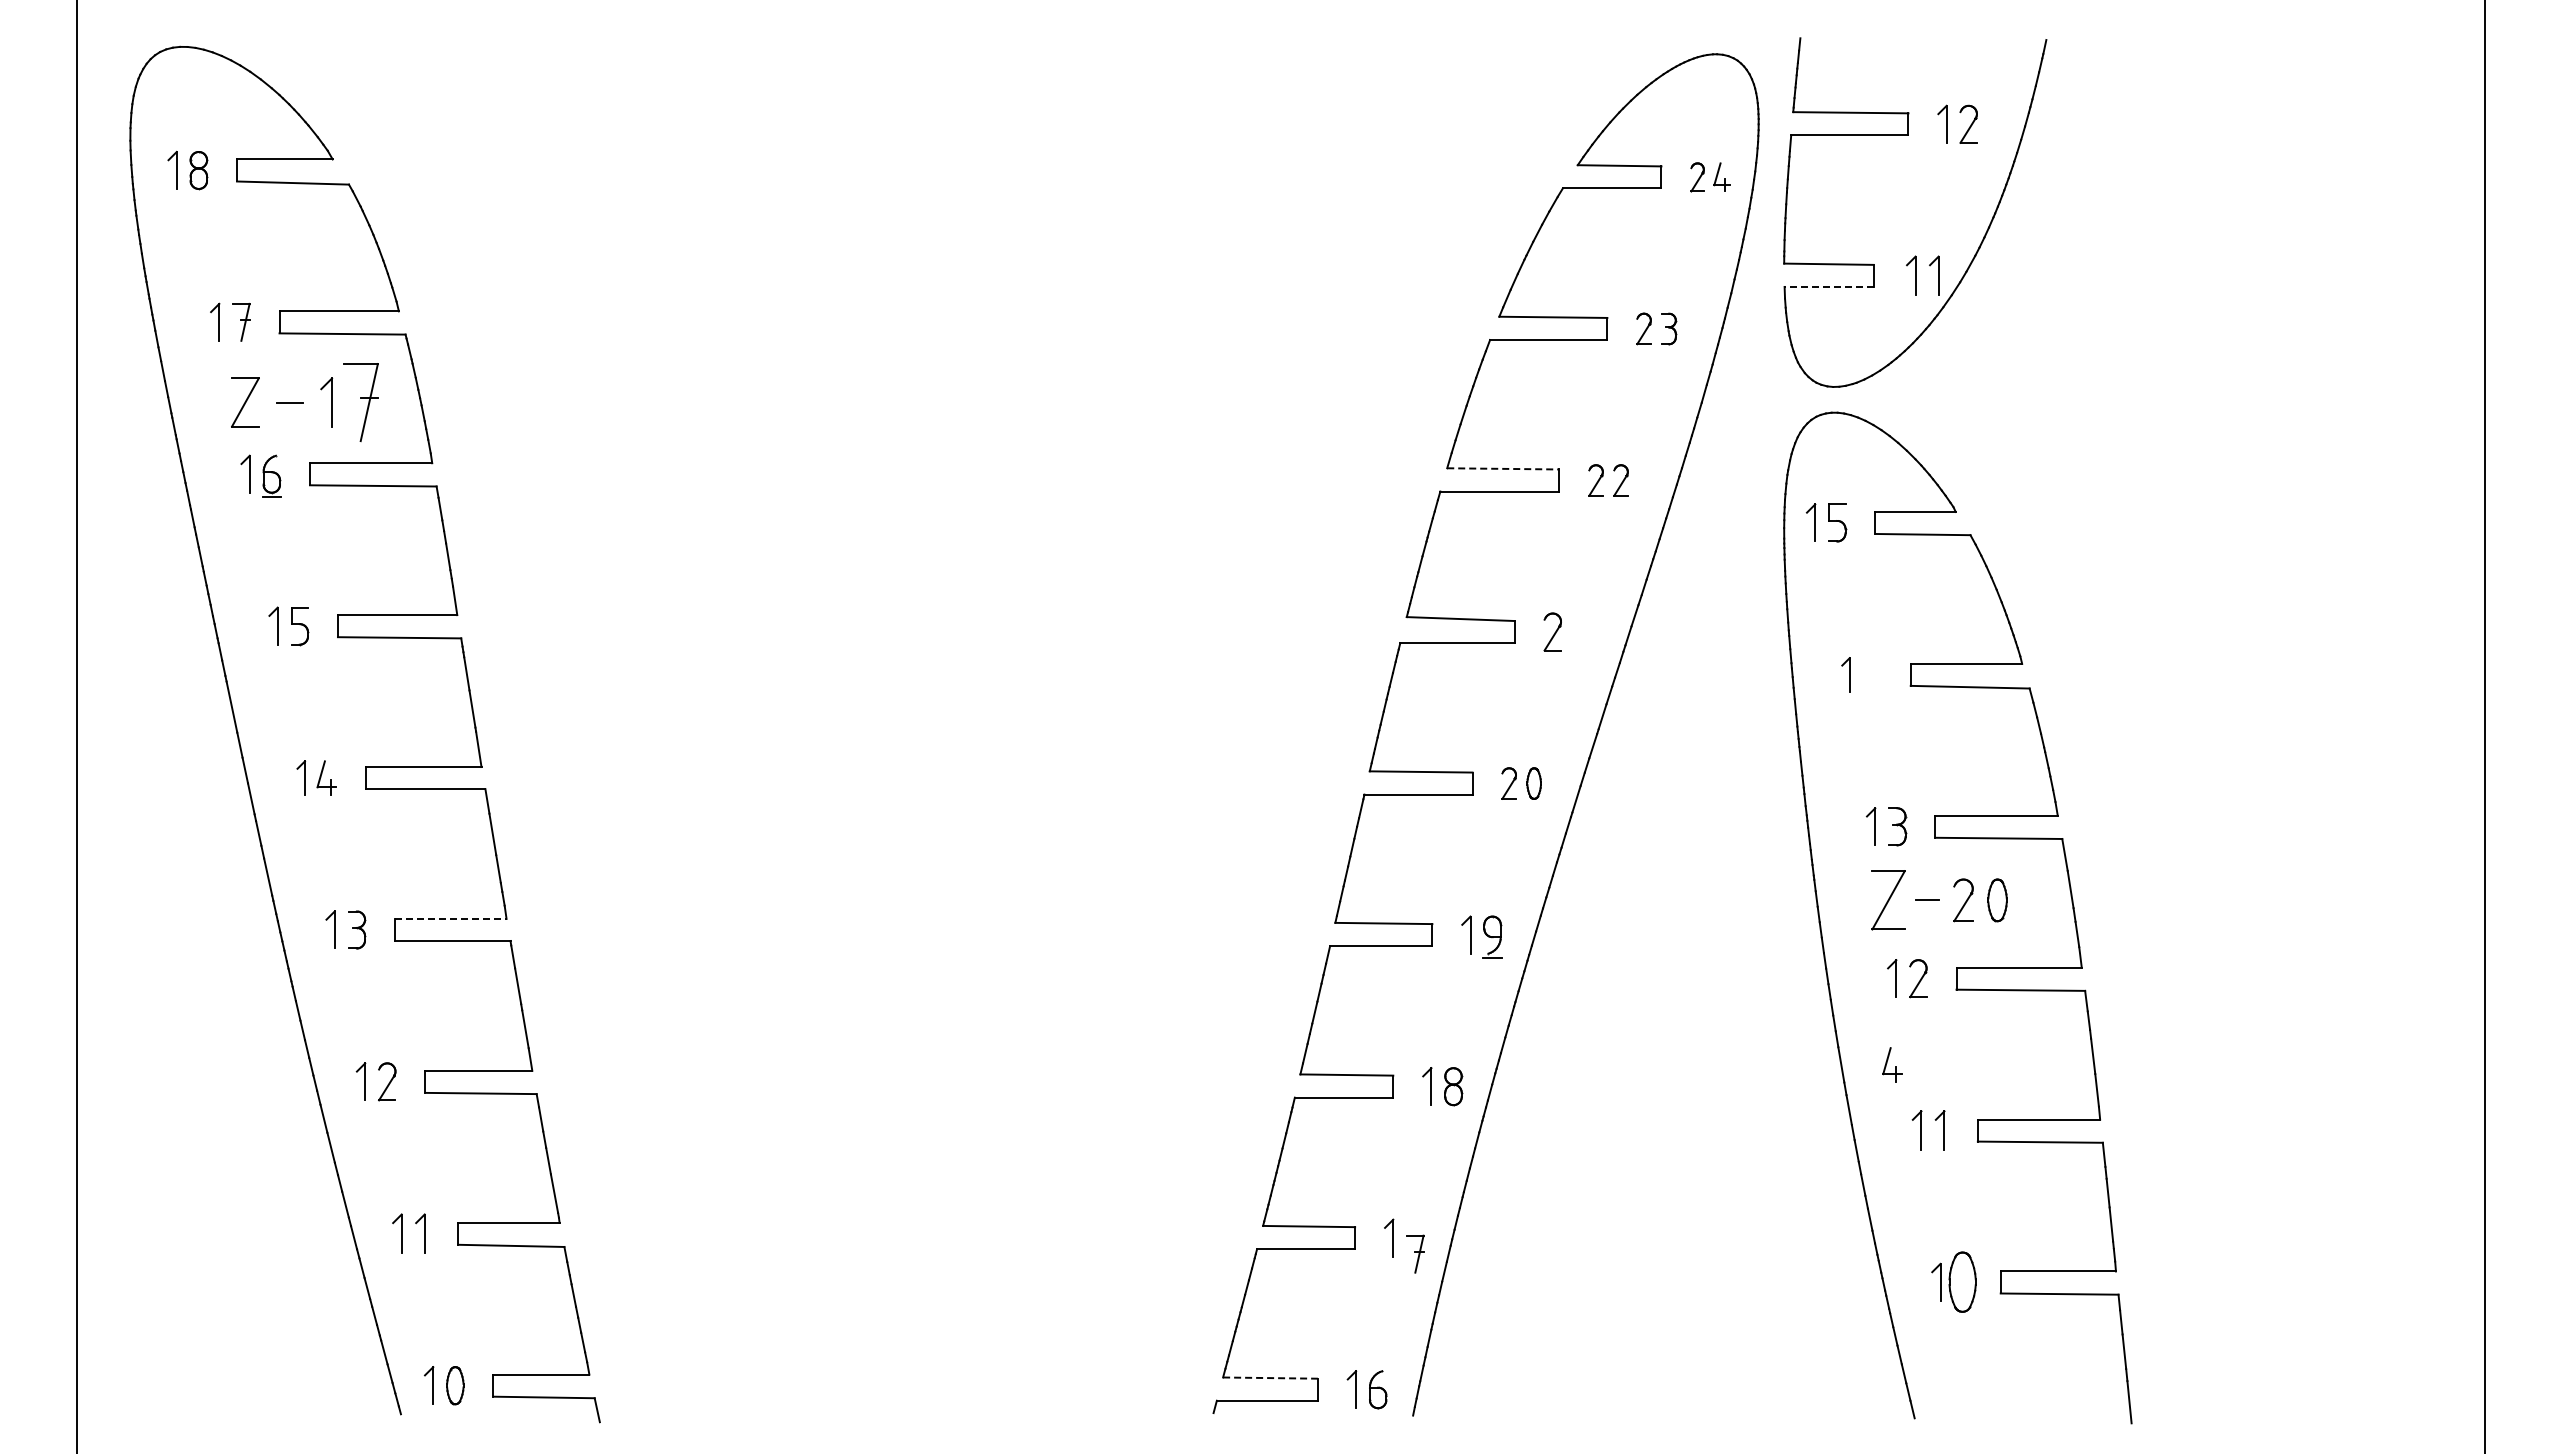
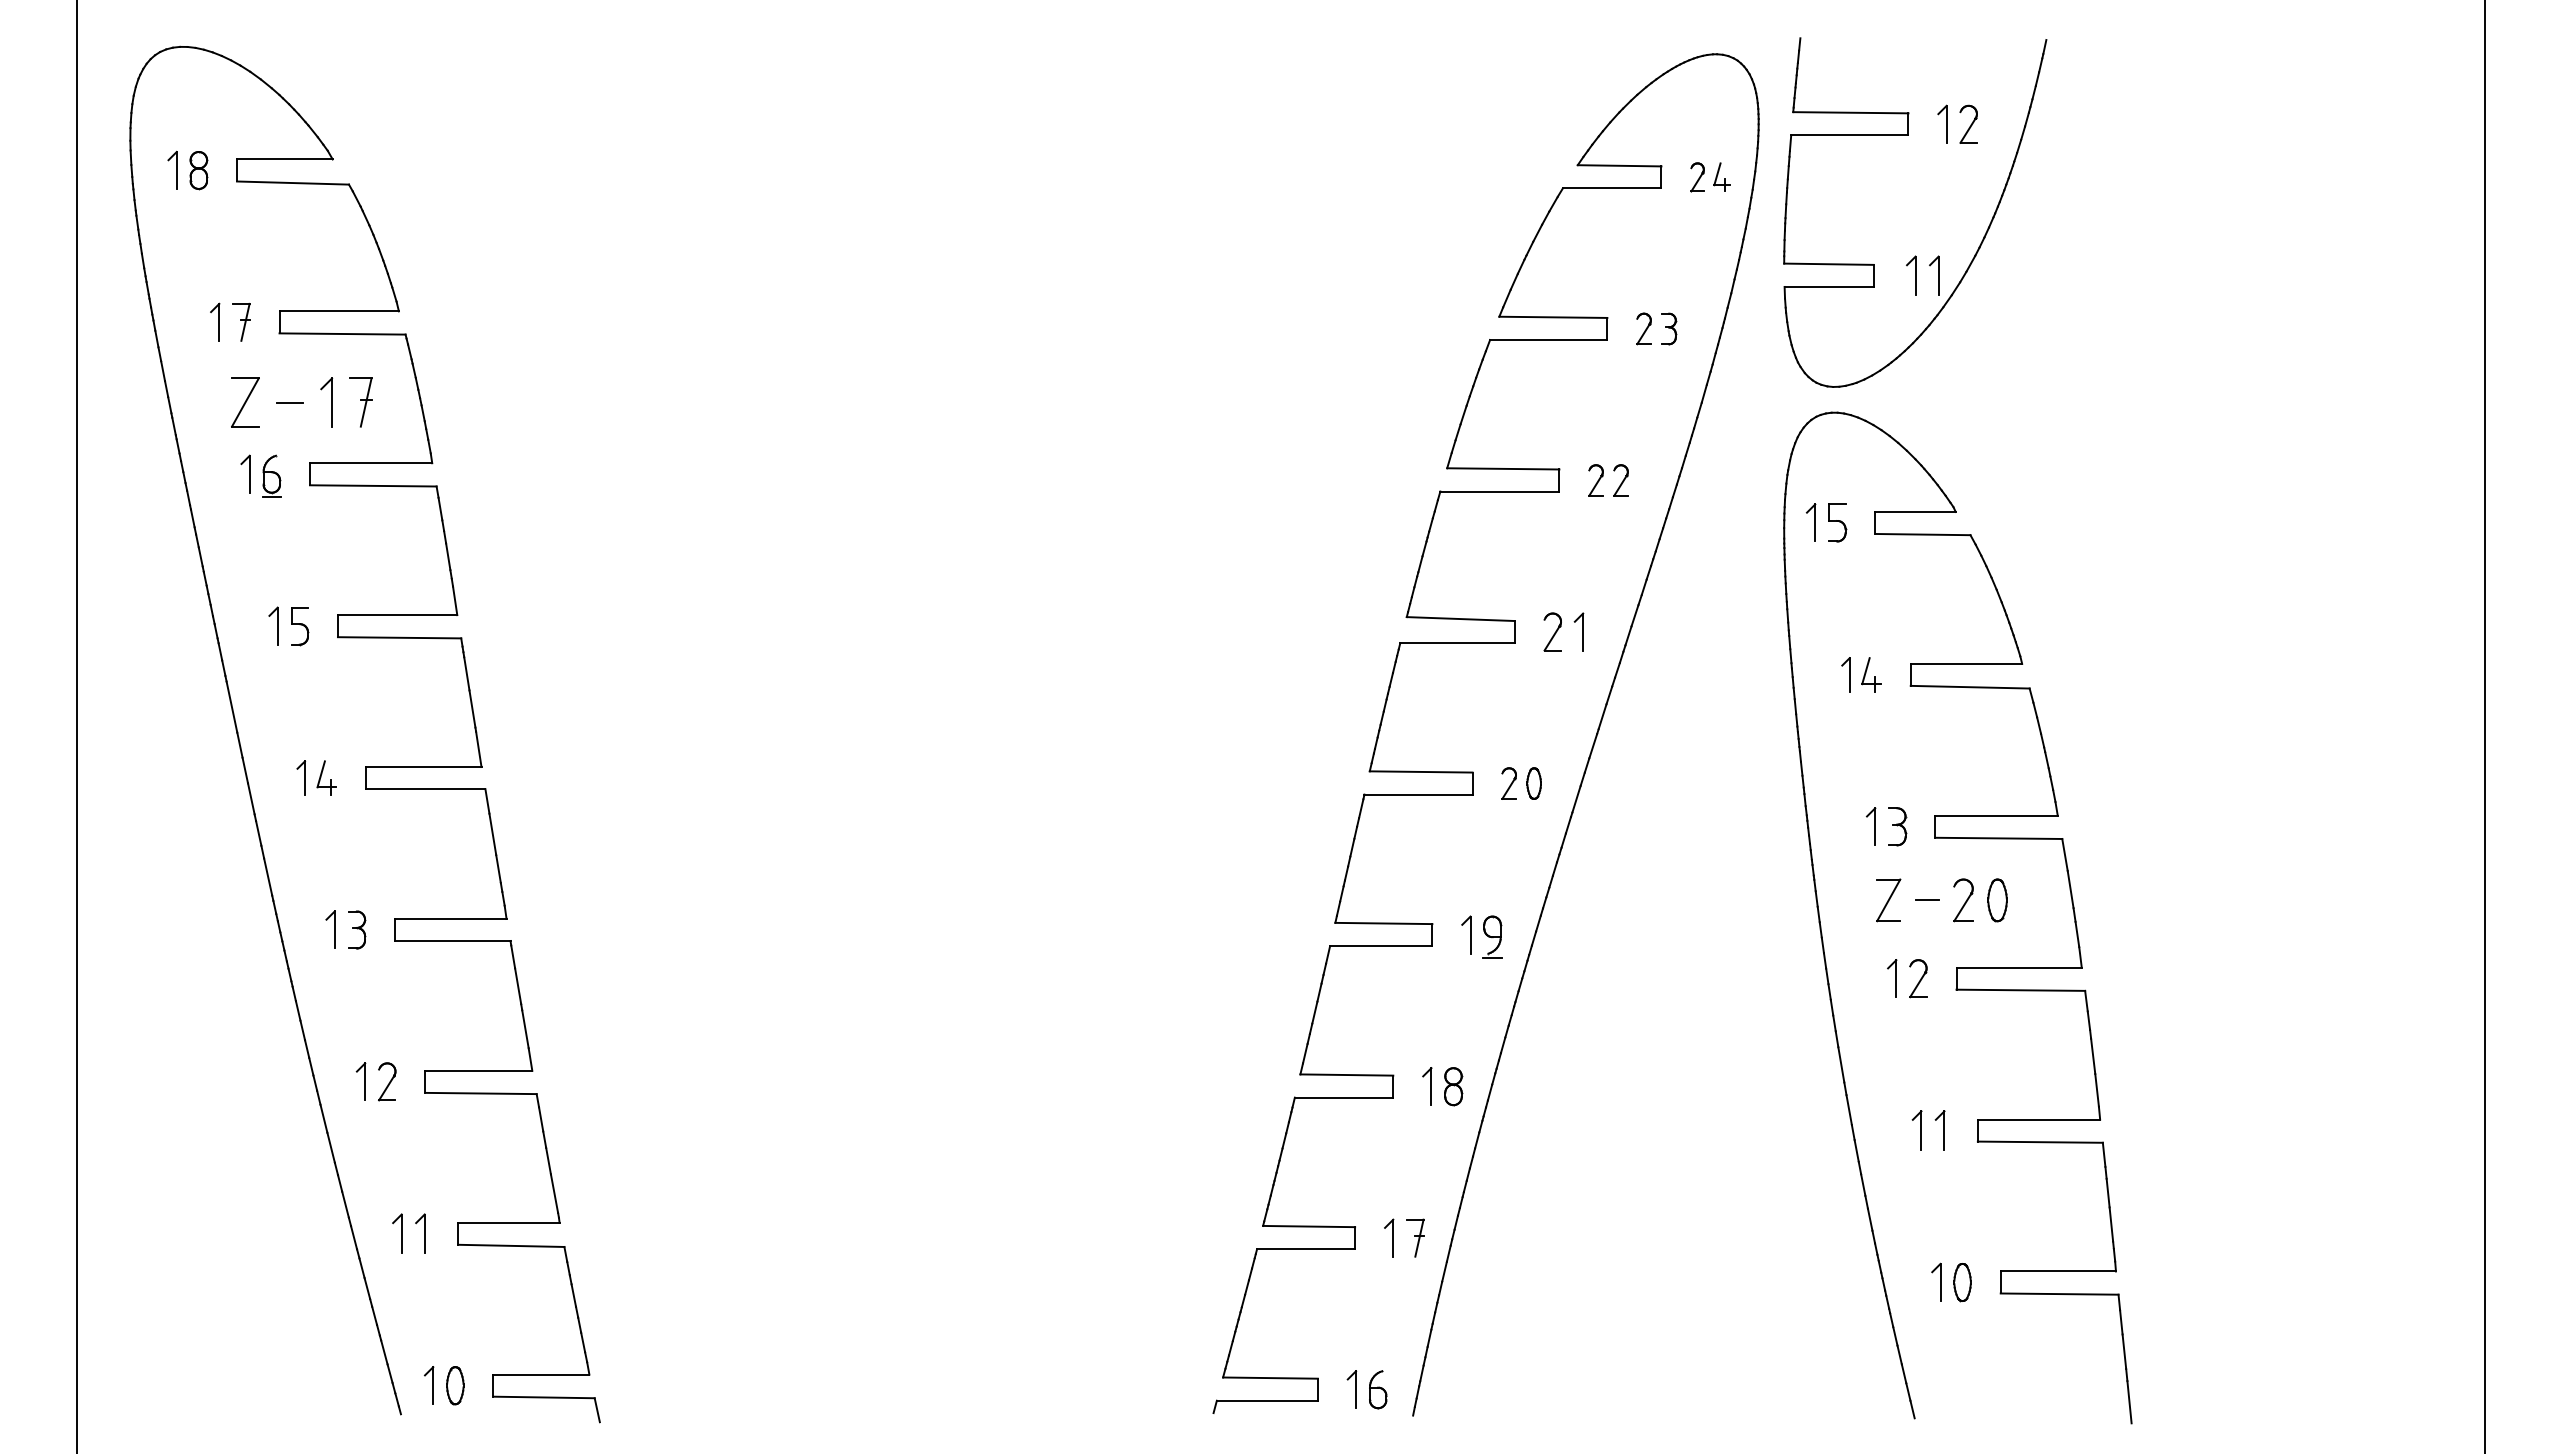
line: dashed -> solid (1829, 286)
part size: 36x80 px -> 24x51 px (360, 402)
line: dashed -> solid (1503, 468)
part: none -> present (1578, 631)
part size: 35x61 px -> 26x45 px (1888, 900)
line: dashed -> solid (450, 918)
part position: (1892, 1064) -> (1871, 674) (1871, 674)
part position: (1415, 1253) -> (1415, 1237) (1415, 1237)
part size: 29x62 px -> 19x40 px (1962, 1282)
line: dashed -> solid (1271, 1378)
